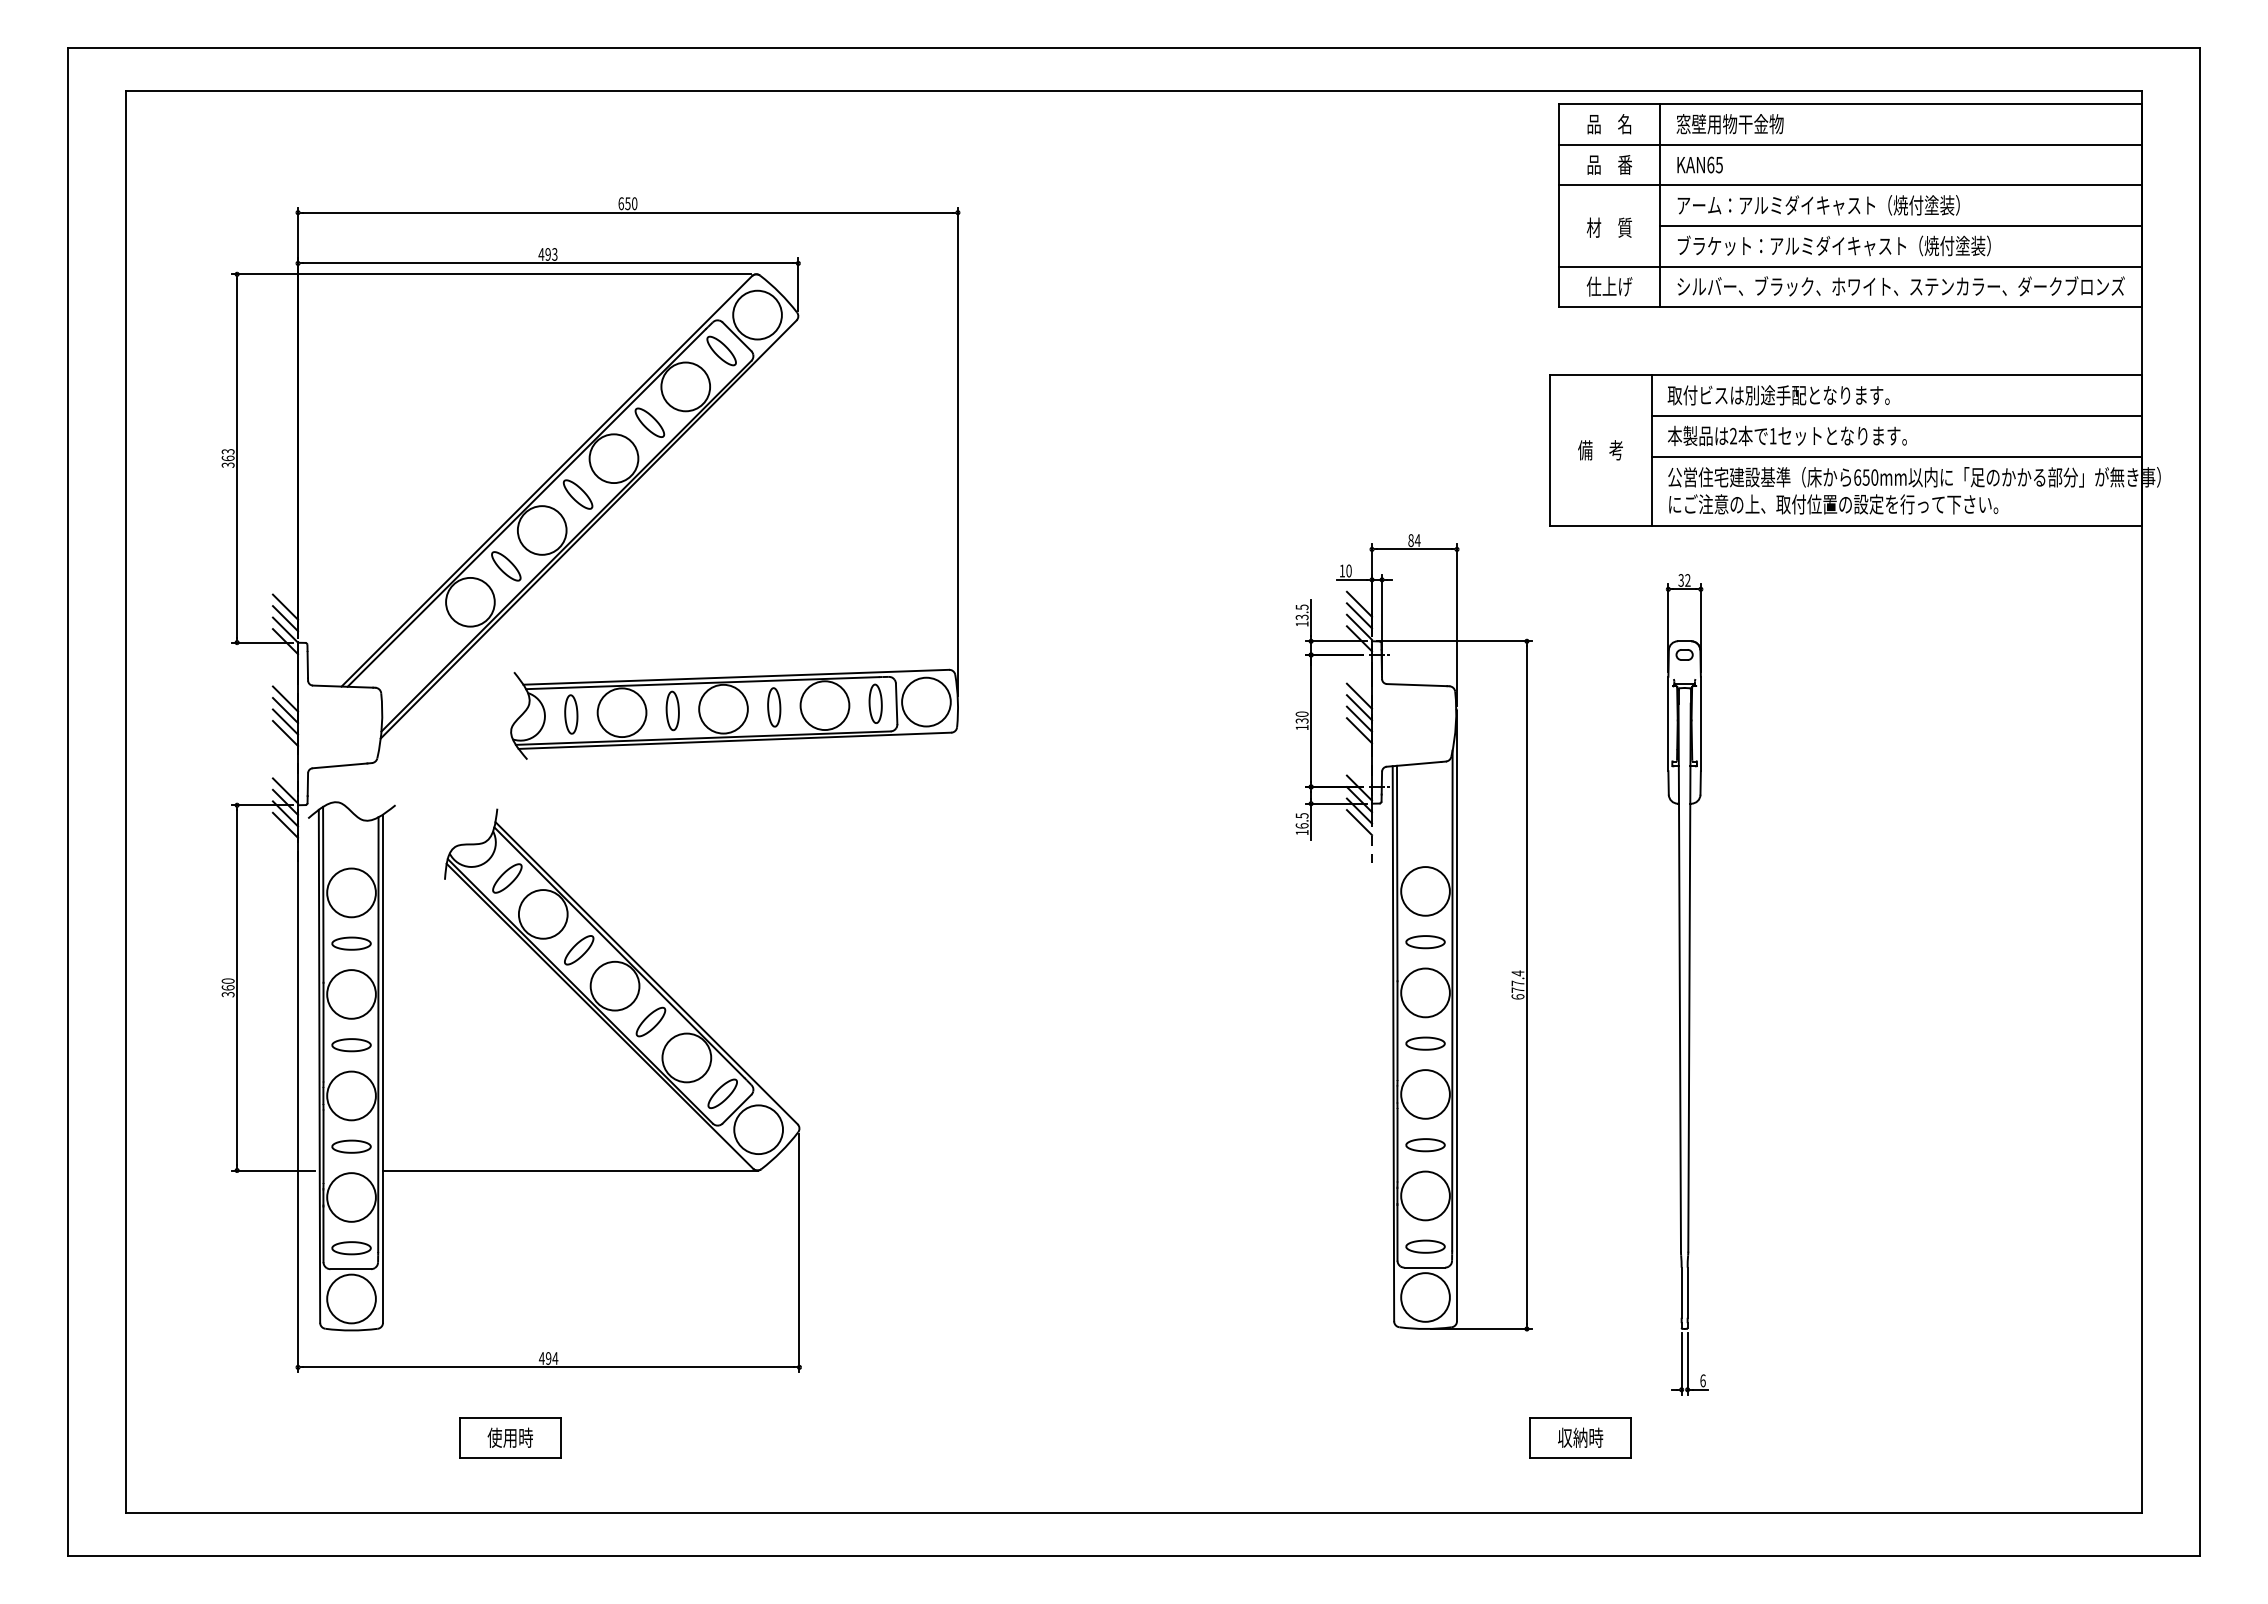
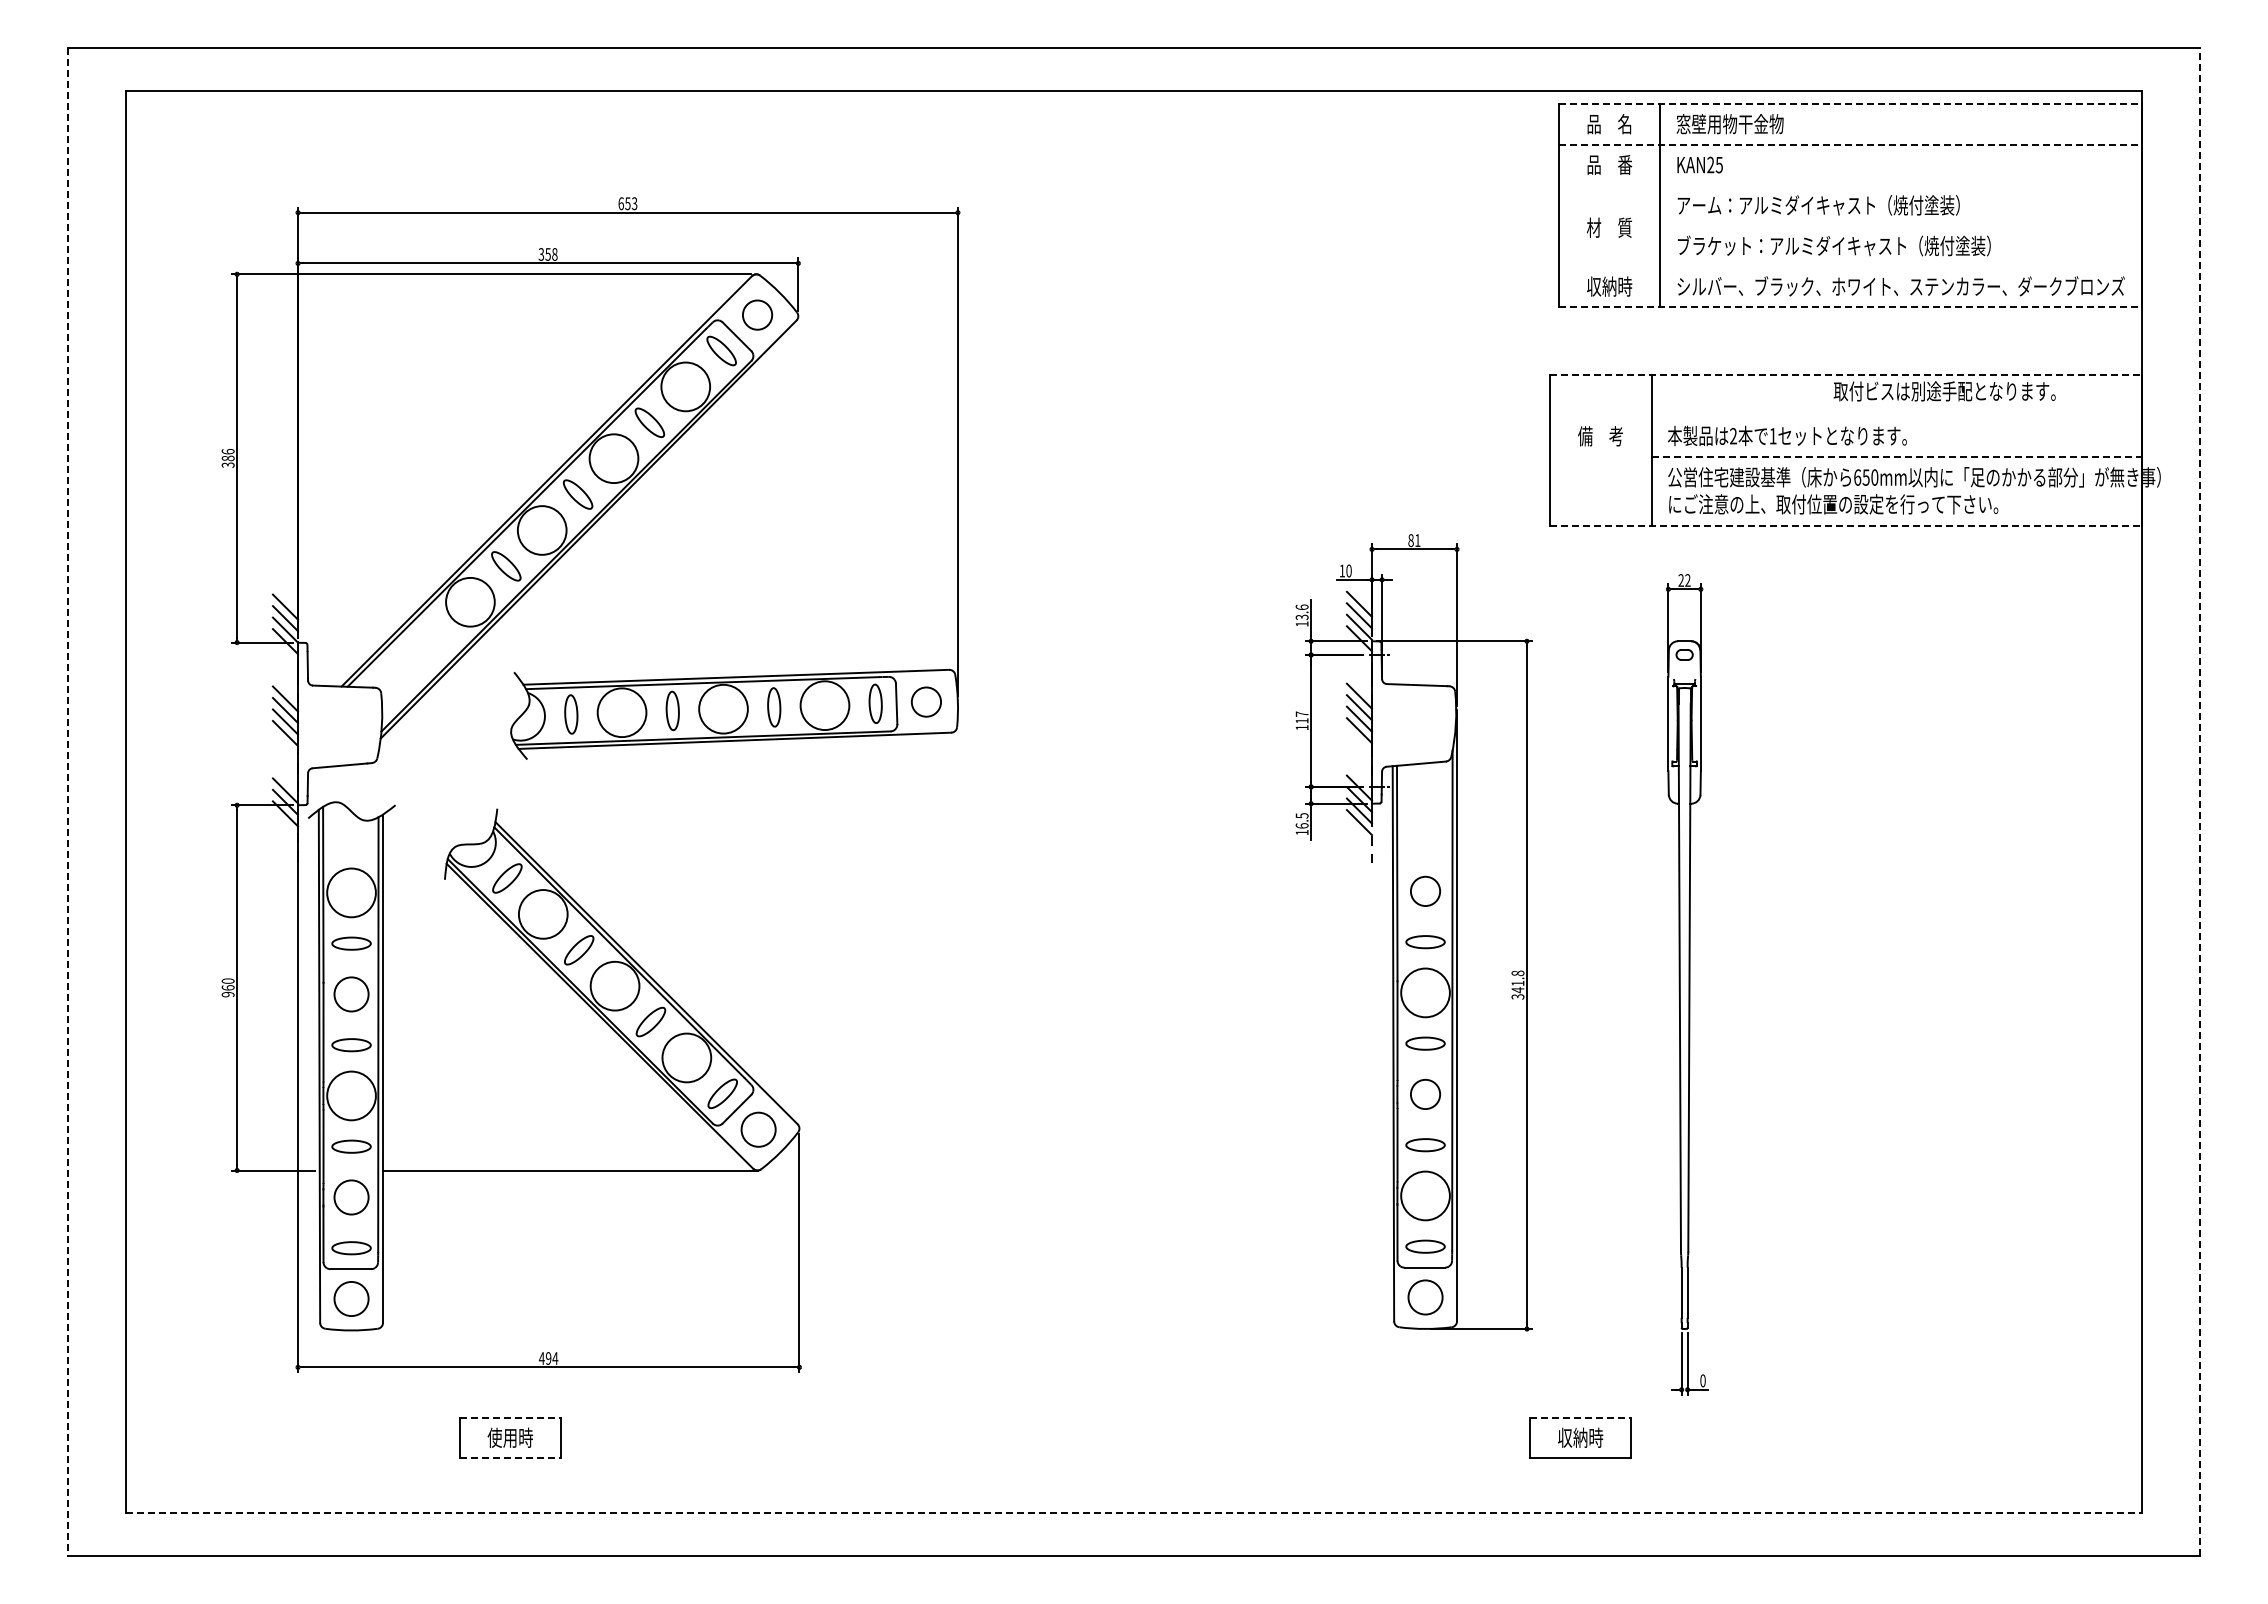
line: solid -> dashed (1850, 104)
line: solid -> dashed (1850, 144)
text: KAN65 -> KAN25 (1710, 164)
line: present -> none (1849, 185)
text: 650 -> 653 (634, 203)
line: present -> none (1900, 225)
text: 493 -> 358 (547, 254)
line: present -> none (1849, 266)
text: 仕上げ -> 収納時 (1609, 286)
line: solid -> dashed (1850, 307)
circle diameter: 49 px -> 29 px (757, 314)
line: solid -> dashed (1845, 375)
text position: (1778, 395) -> (1944, 391) (1944, 391)
line: present -> none (1896, 415)
text position: (1600, 450) -> (1600, 436) (1600, 436)
text: 363 -> 386 (227, 454)
line: solid -> dashed (1896, 456)
line: solid -> dashed (1845, 525)
text: 84 -> 81 (1417, 540)
text: 32 -> 22 (1680, 580)
text: 13.5 -> 13.6 (1301, 607)
circle diameter: 49 px -> 29 px (926, 701)
text: 130 -> 117 (1301, 717)
line: solid -> dashed (68, 801)
line: solid -> dashed (2199, 801)
line: present -> none (285, 824)
circle diameter: 49 px -> 29 px (1425, 891)
text: 677.4 -> 341.8 (1517, 984)
text: 360 -> 960 (228, 994)
circle diameter: 49 px -> 34 px (351, 994)
circle diameter: 49 px -> 29 px (1425, 1094)
circle diameter: 49 px -> 34 px (758, 1129)
circle diameter: 49 px -> 34 px (351, 1197)
circle diameter: 49 px -> 34 px (1425, 1297)
circle diameter: 49 px -> 34 px (351, 1298)
text: 6 -> 0 (1702, 1380)
line: solid -> dashed (510, 1417)
line: solid -> dashed (1580, 1417)
line: solid -> dashed (510, 1458)
line: solid -> dashed (1133, 1512)
